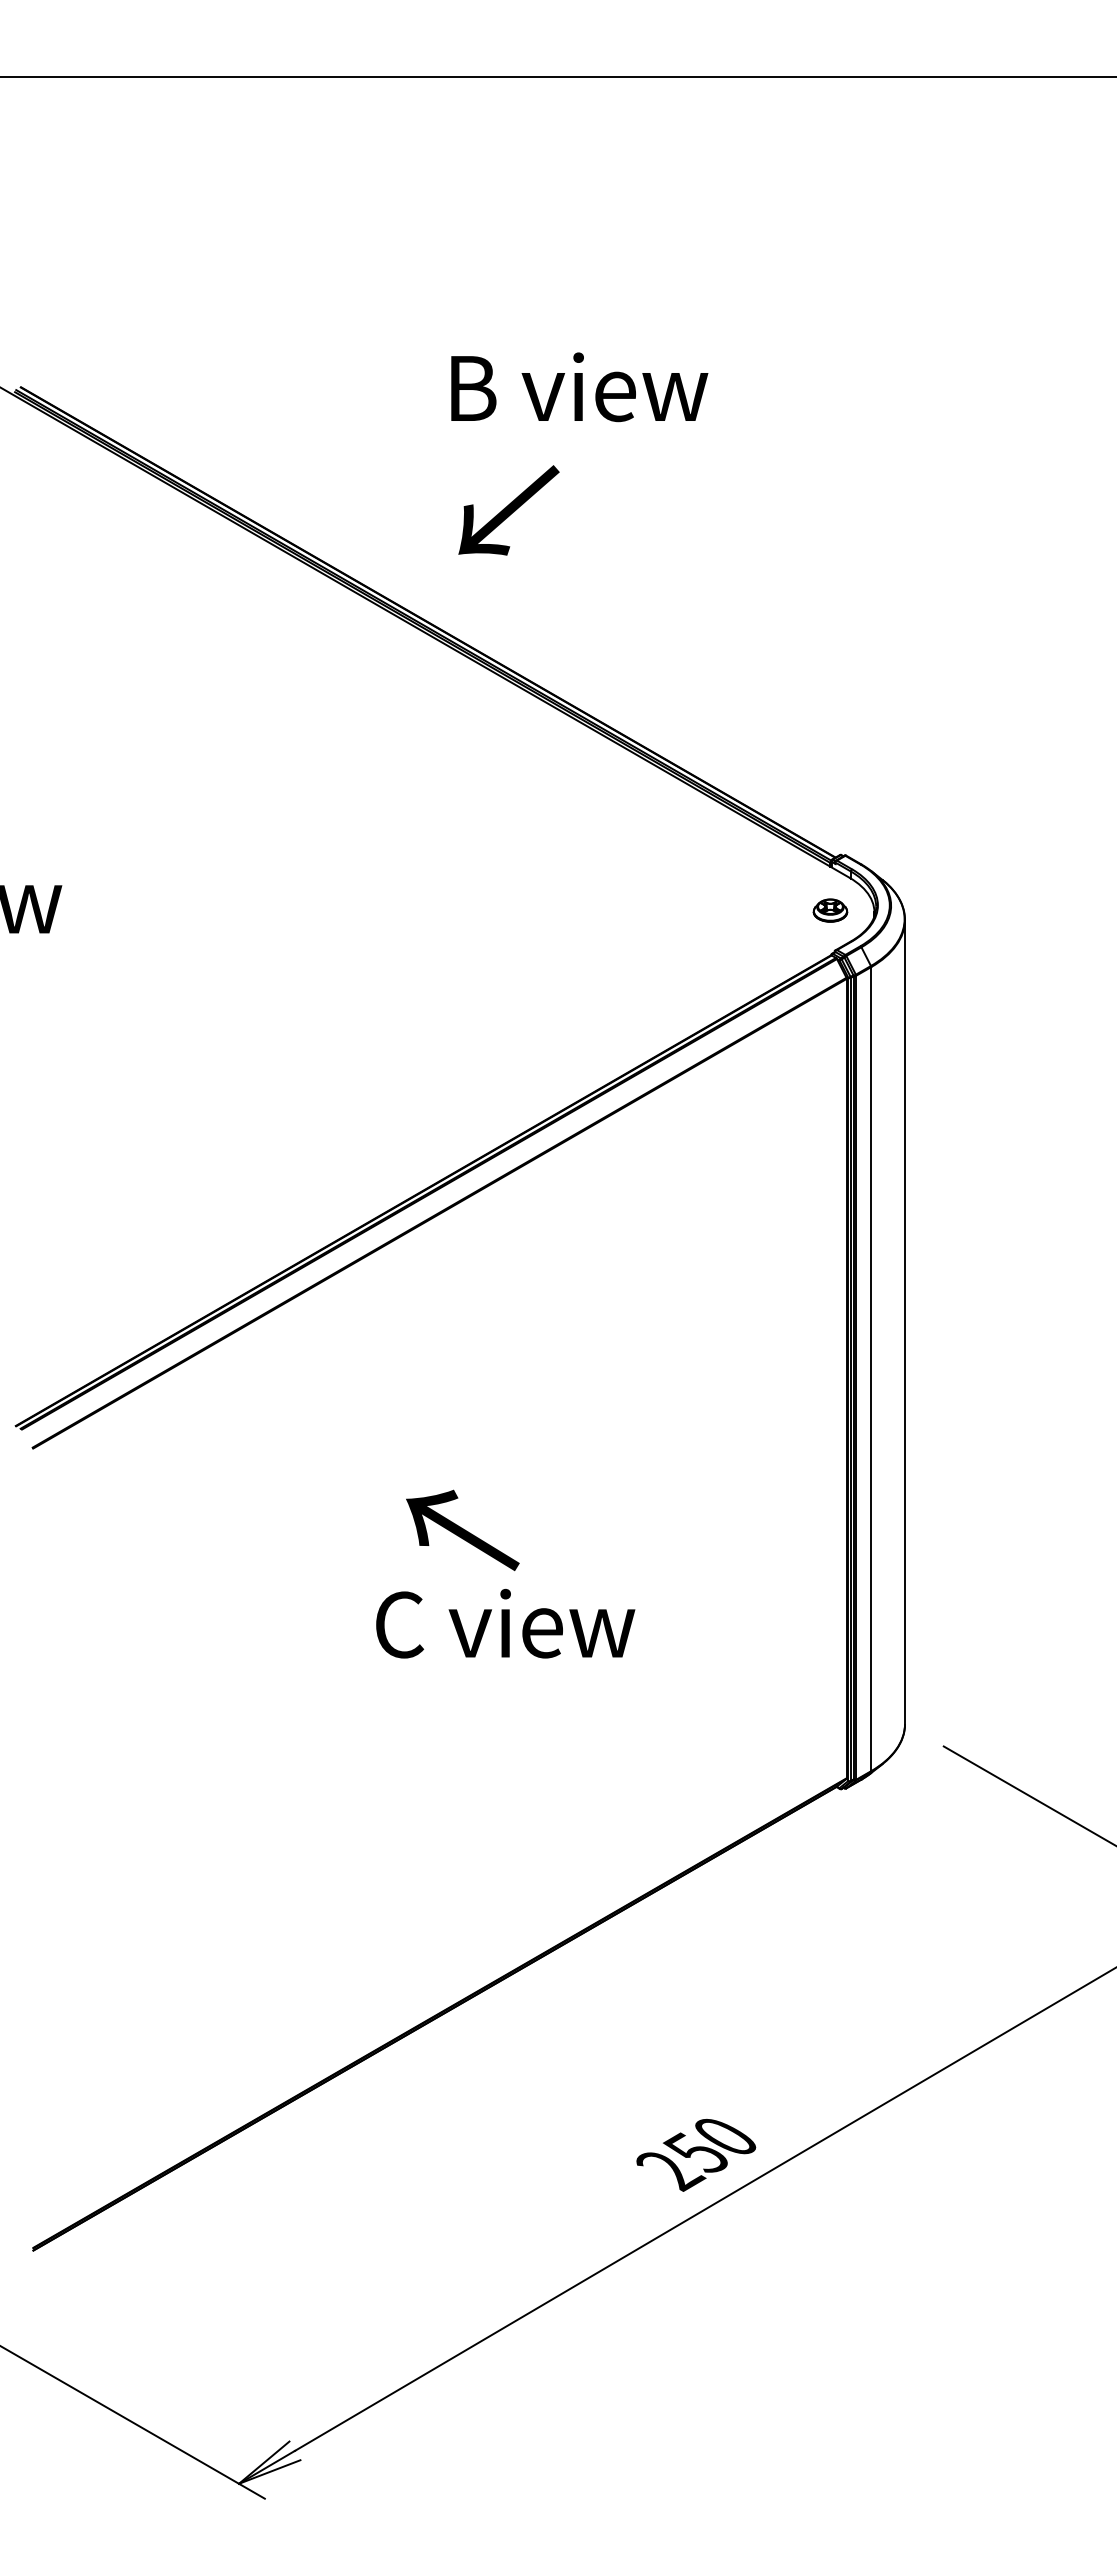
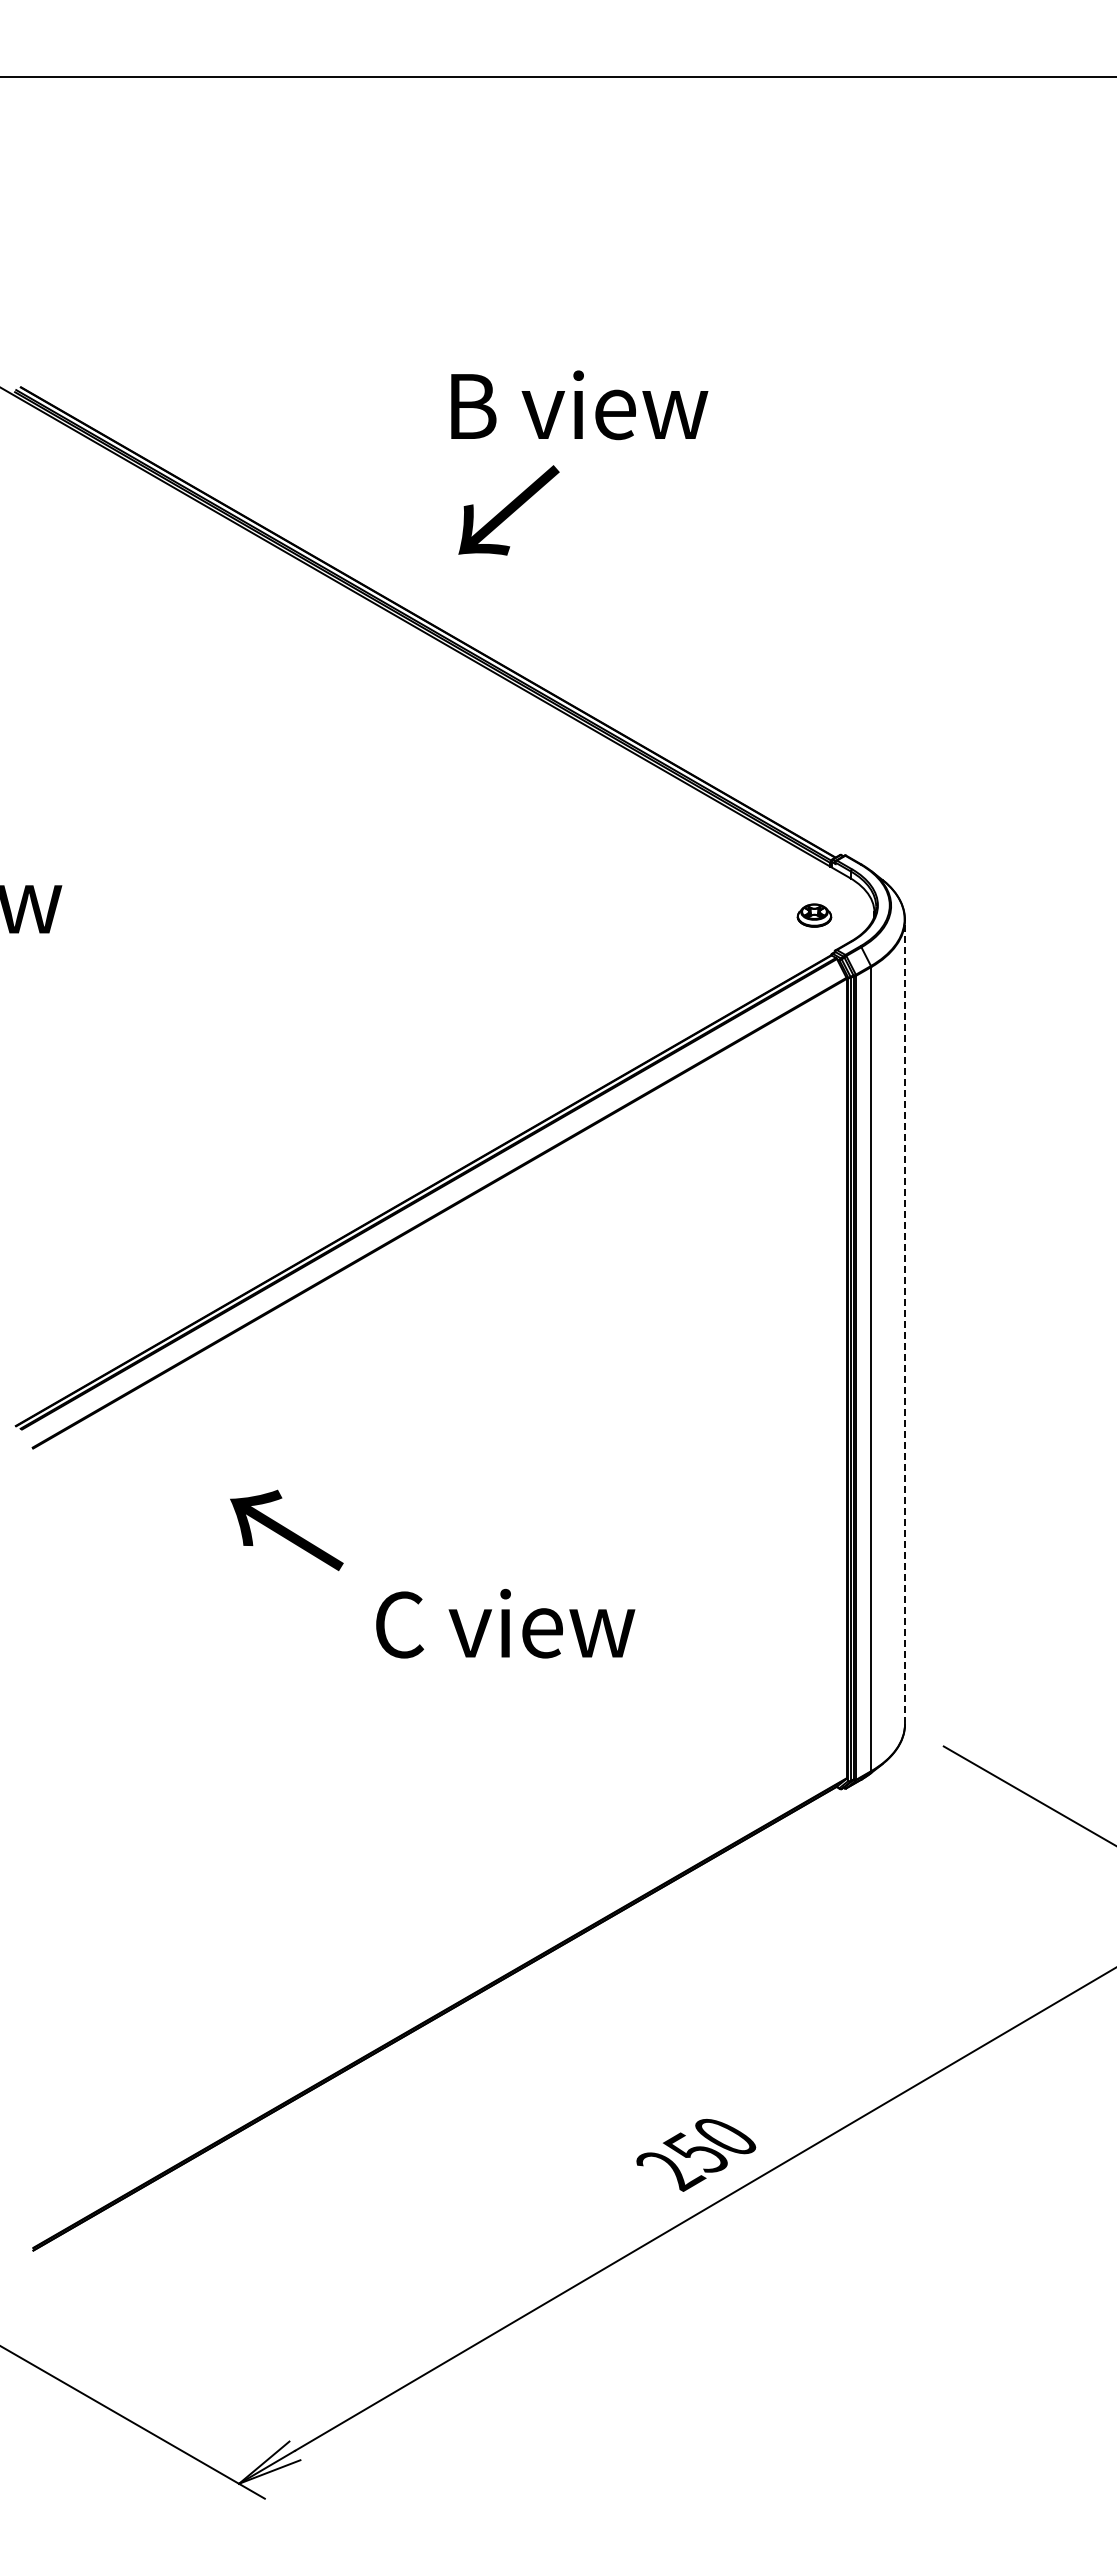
text position: (579, 387) -> (579, 405) (579, 405)
part position: (830, 910) -> (814, 915) (814, 915)
line: solid -> dashed (905, 1321)
text position: (462, 1530) -> (286, 1530) (286, 1530)
